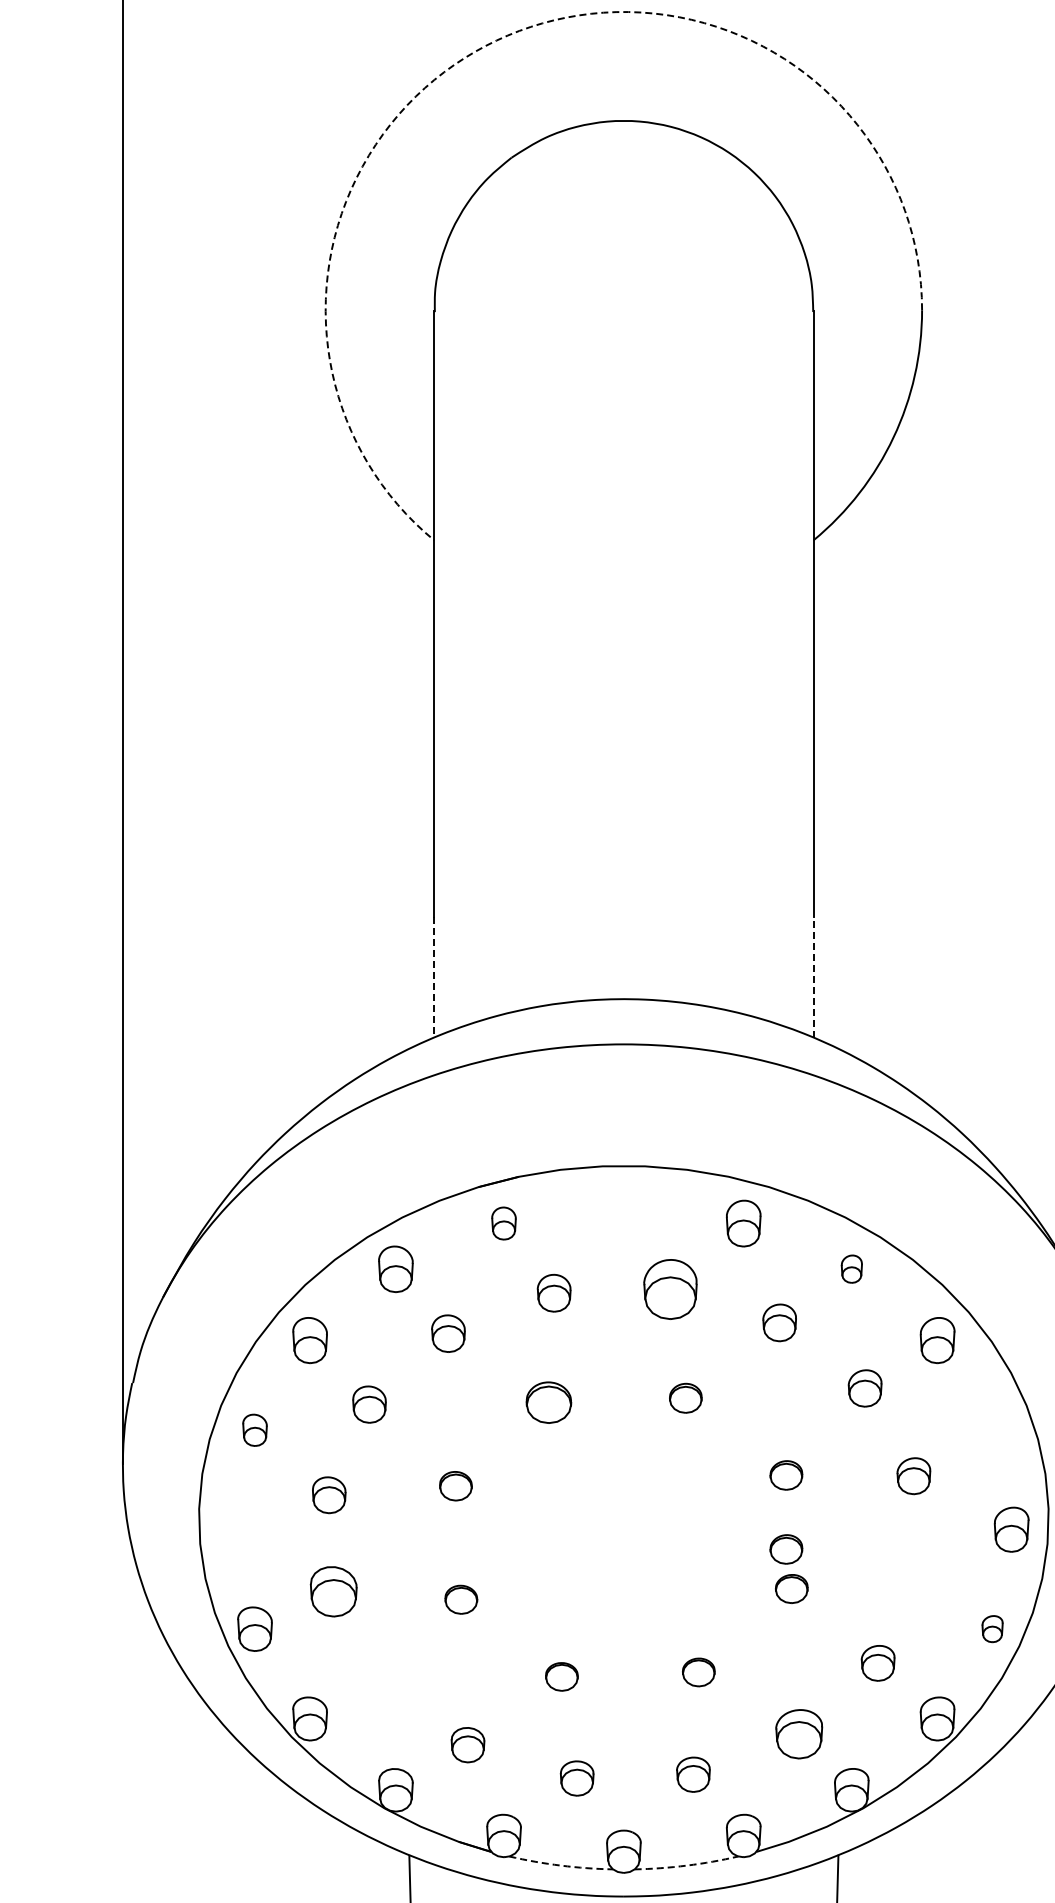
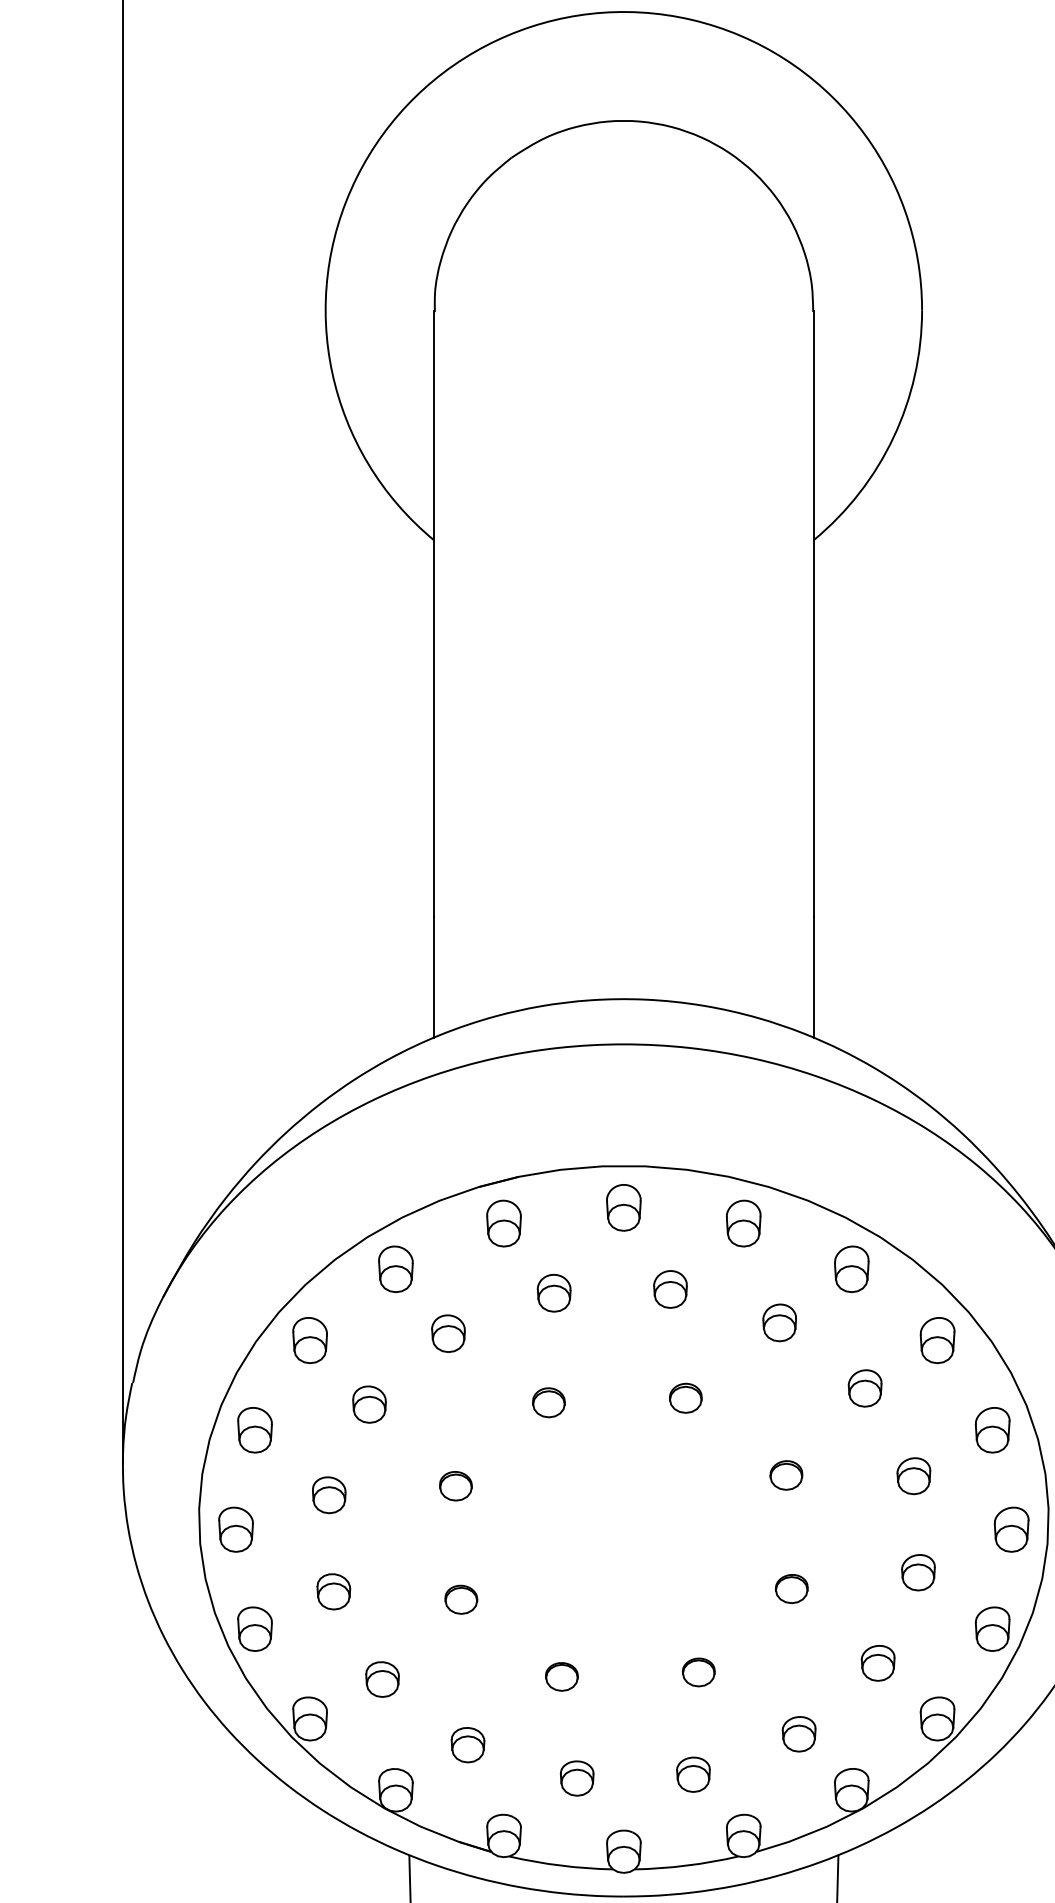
arc: dashed -> solid (496, 40)
line: dashed -> solid (813, 977)
line: dashed -> solid (434, 978)
part: none -> present (623, 1207)
part size: 26x35 px -> 36x49 px (503, 1223)
part size: 23x30 px -> 36x48 px (851, 1268)
part size: 55x61 px -> 35x39 px (670, 1289)
part size: 48x43 px -> 34x32 px (548, 1402)
part size: 26x34 px -> 36x47 px (254, 1430)
part: none -> present (992, 1430)
part: none -> present (235, 1529)
part: present -> none (786, 1549)
part: none -> present (918, 1572)
part size: 49x52 px -> 36x38 px (333, 1591)
part size: 23x29 px -> 37x46 px (992, 1628)
part: none -> present (382, 1679)
part size: 49x51 px -> 36x37 px (798, 1734)
arc: dashed -> solid (560, 1865)
arc: dashed -> solid (686, 1865)
